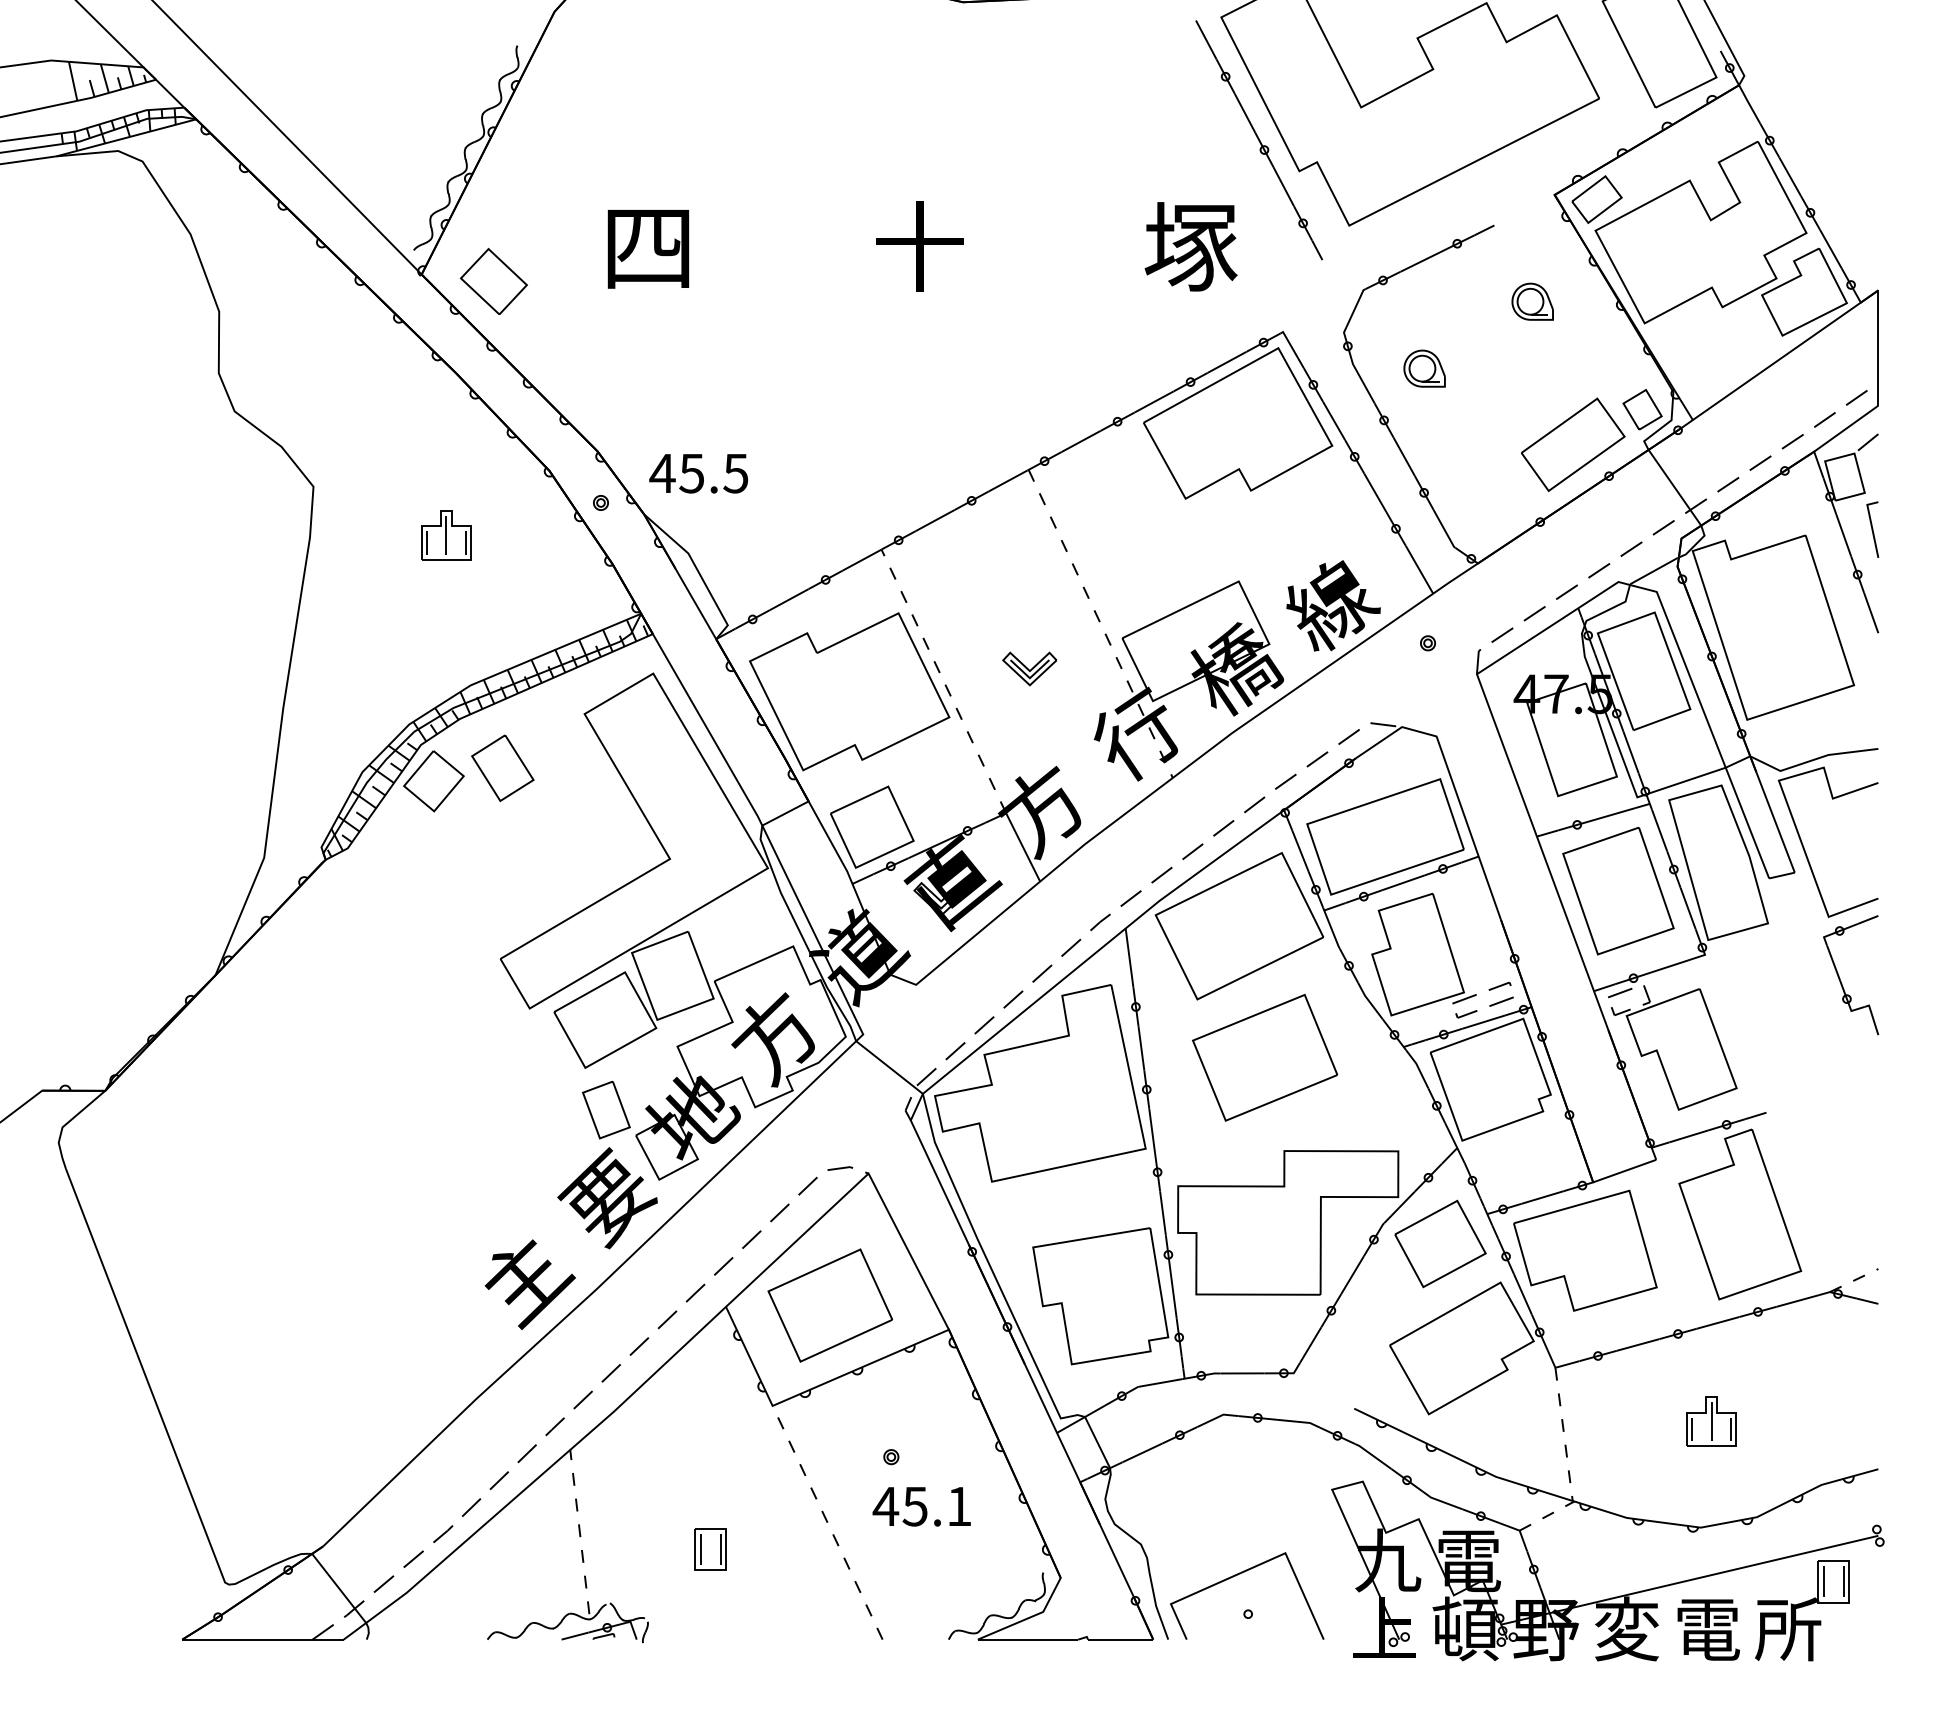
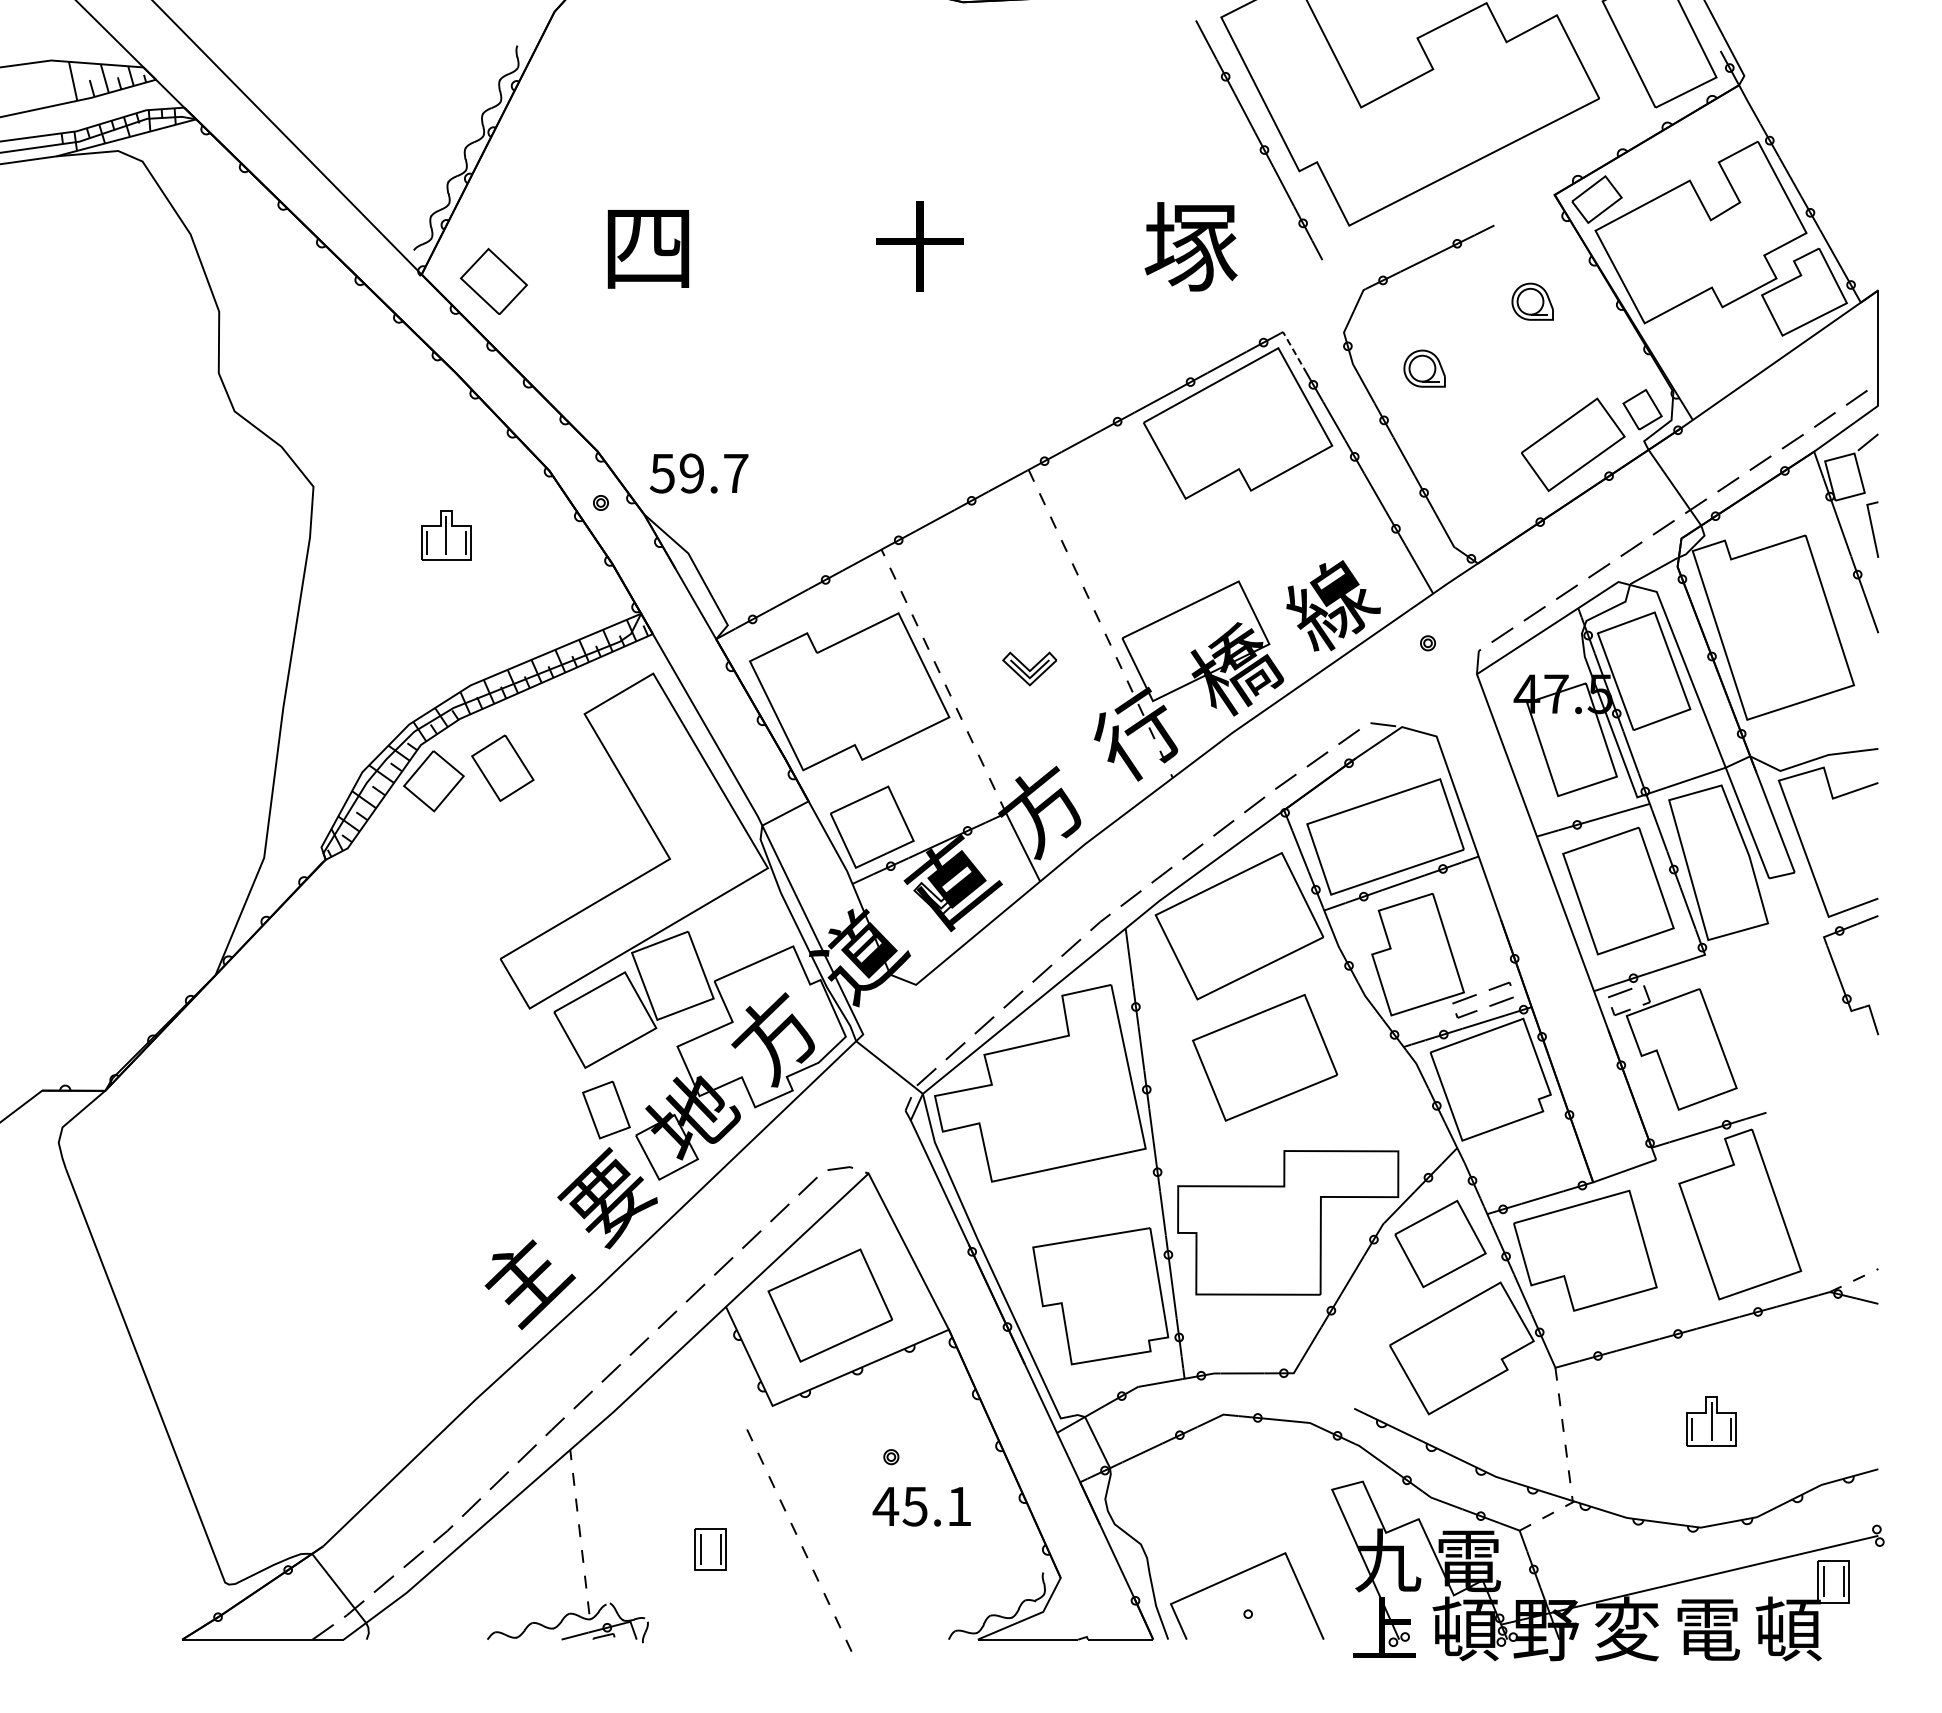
line: solid -> dashed (1292, 348)
text: 45.5 -> 59.7 (698, 473)
line position: (828, 1522) -> (797, 1534) (797, 1534)
text: 所 -> 頓 (1788, 1628)
